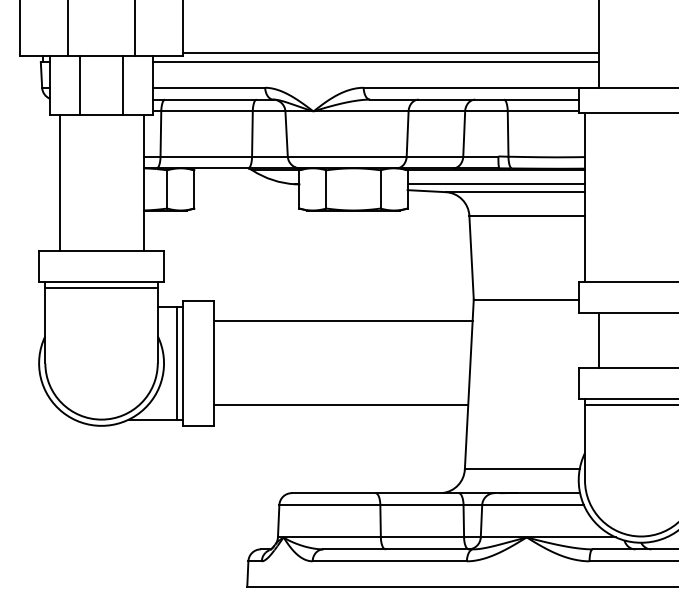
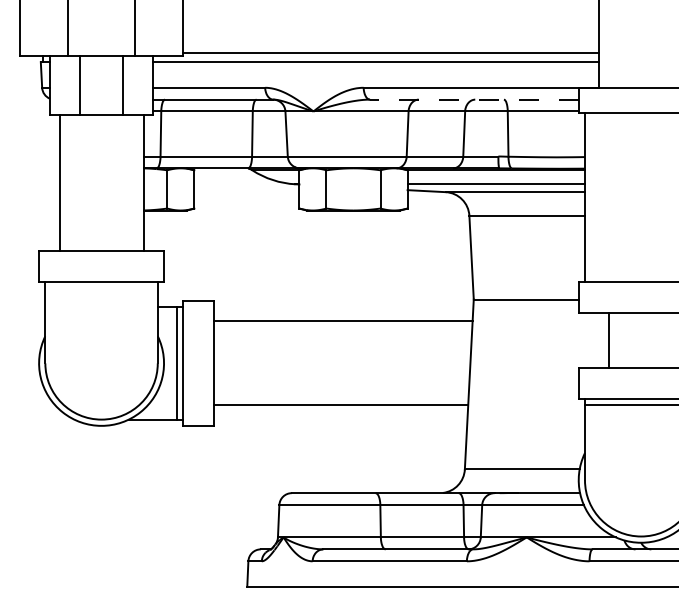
line: solid -> dashed (473, 99)
line: present -> none (101, 288)
line position: (599, 339) -> (609, 339) (609, 339)
